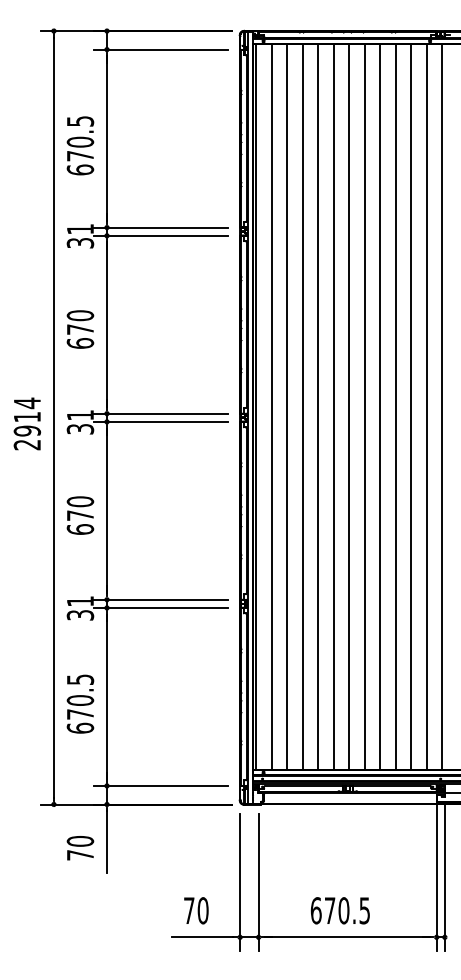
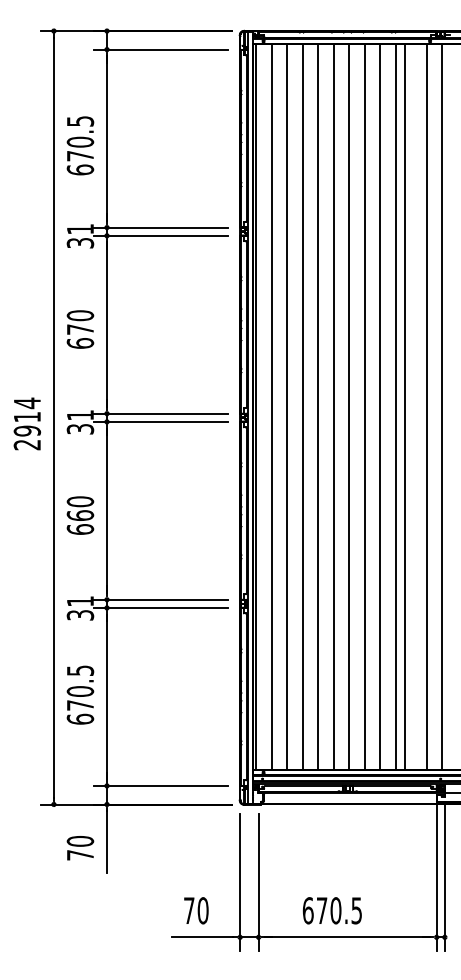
line position: (411, 406) -> (405, 406) (405, 406)
text: 670 -> 660 (80, 515)
text position: (80, 703) -> (80, 694) (80, 694)
text position: (339, 910) -> (331, 910) (331, 910)
